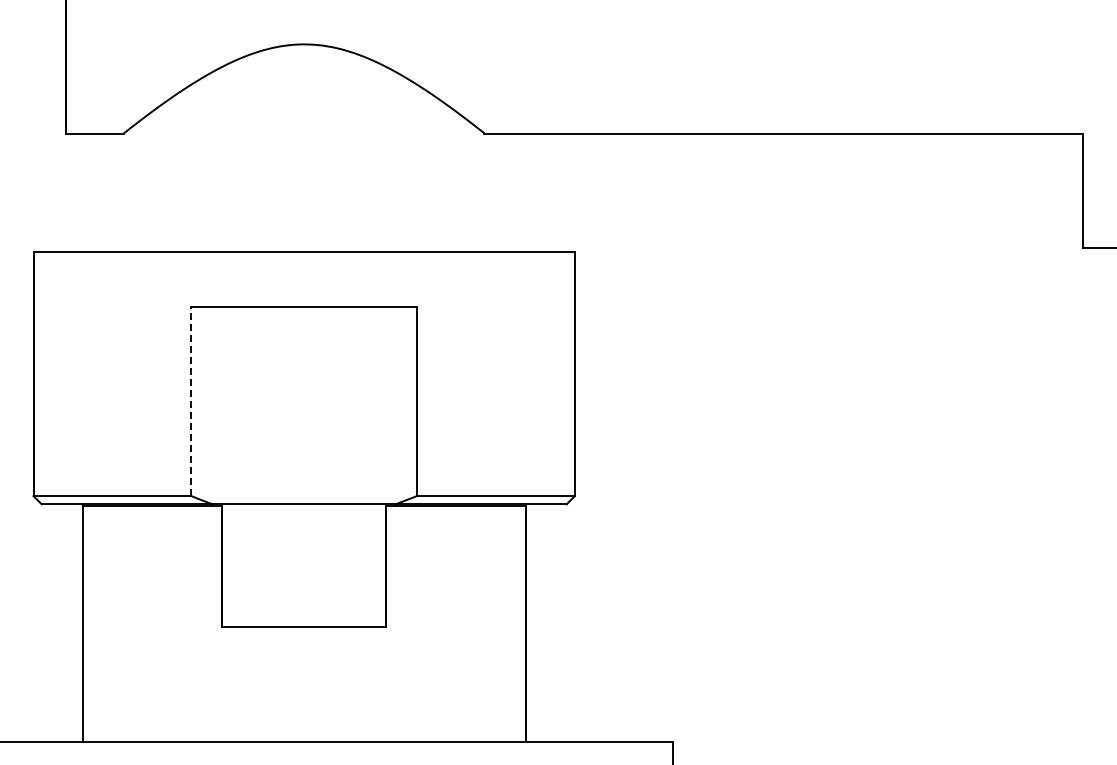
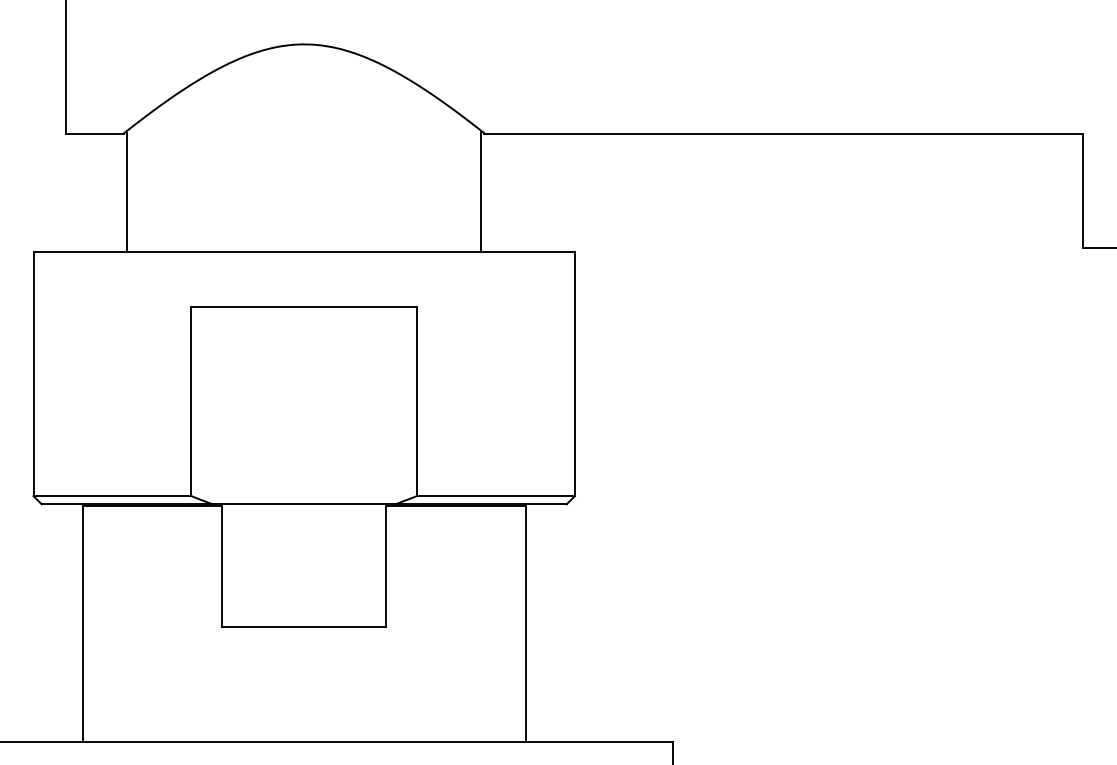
line: none -> present (127, 190)
line: none -> present (481, 190)
line: dashed -> solid (191, 401)
